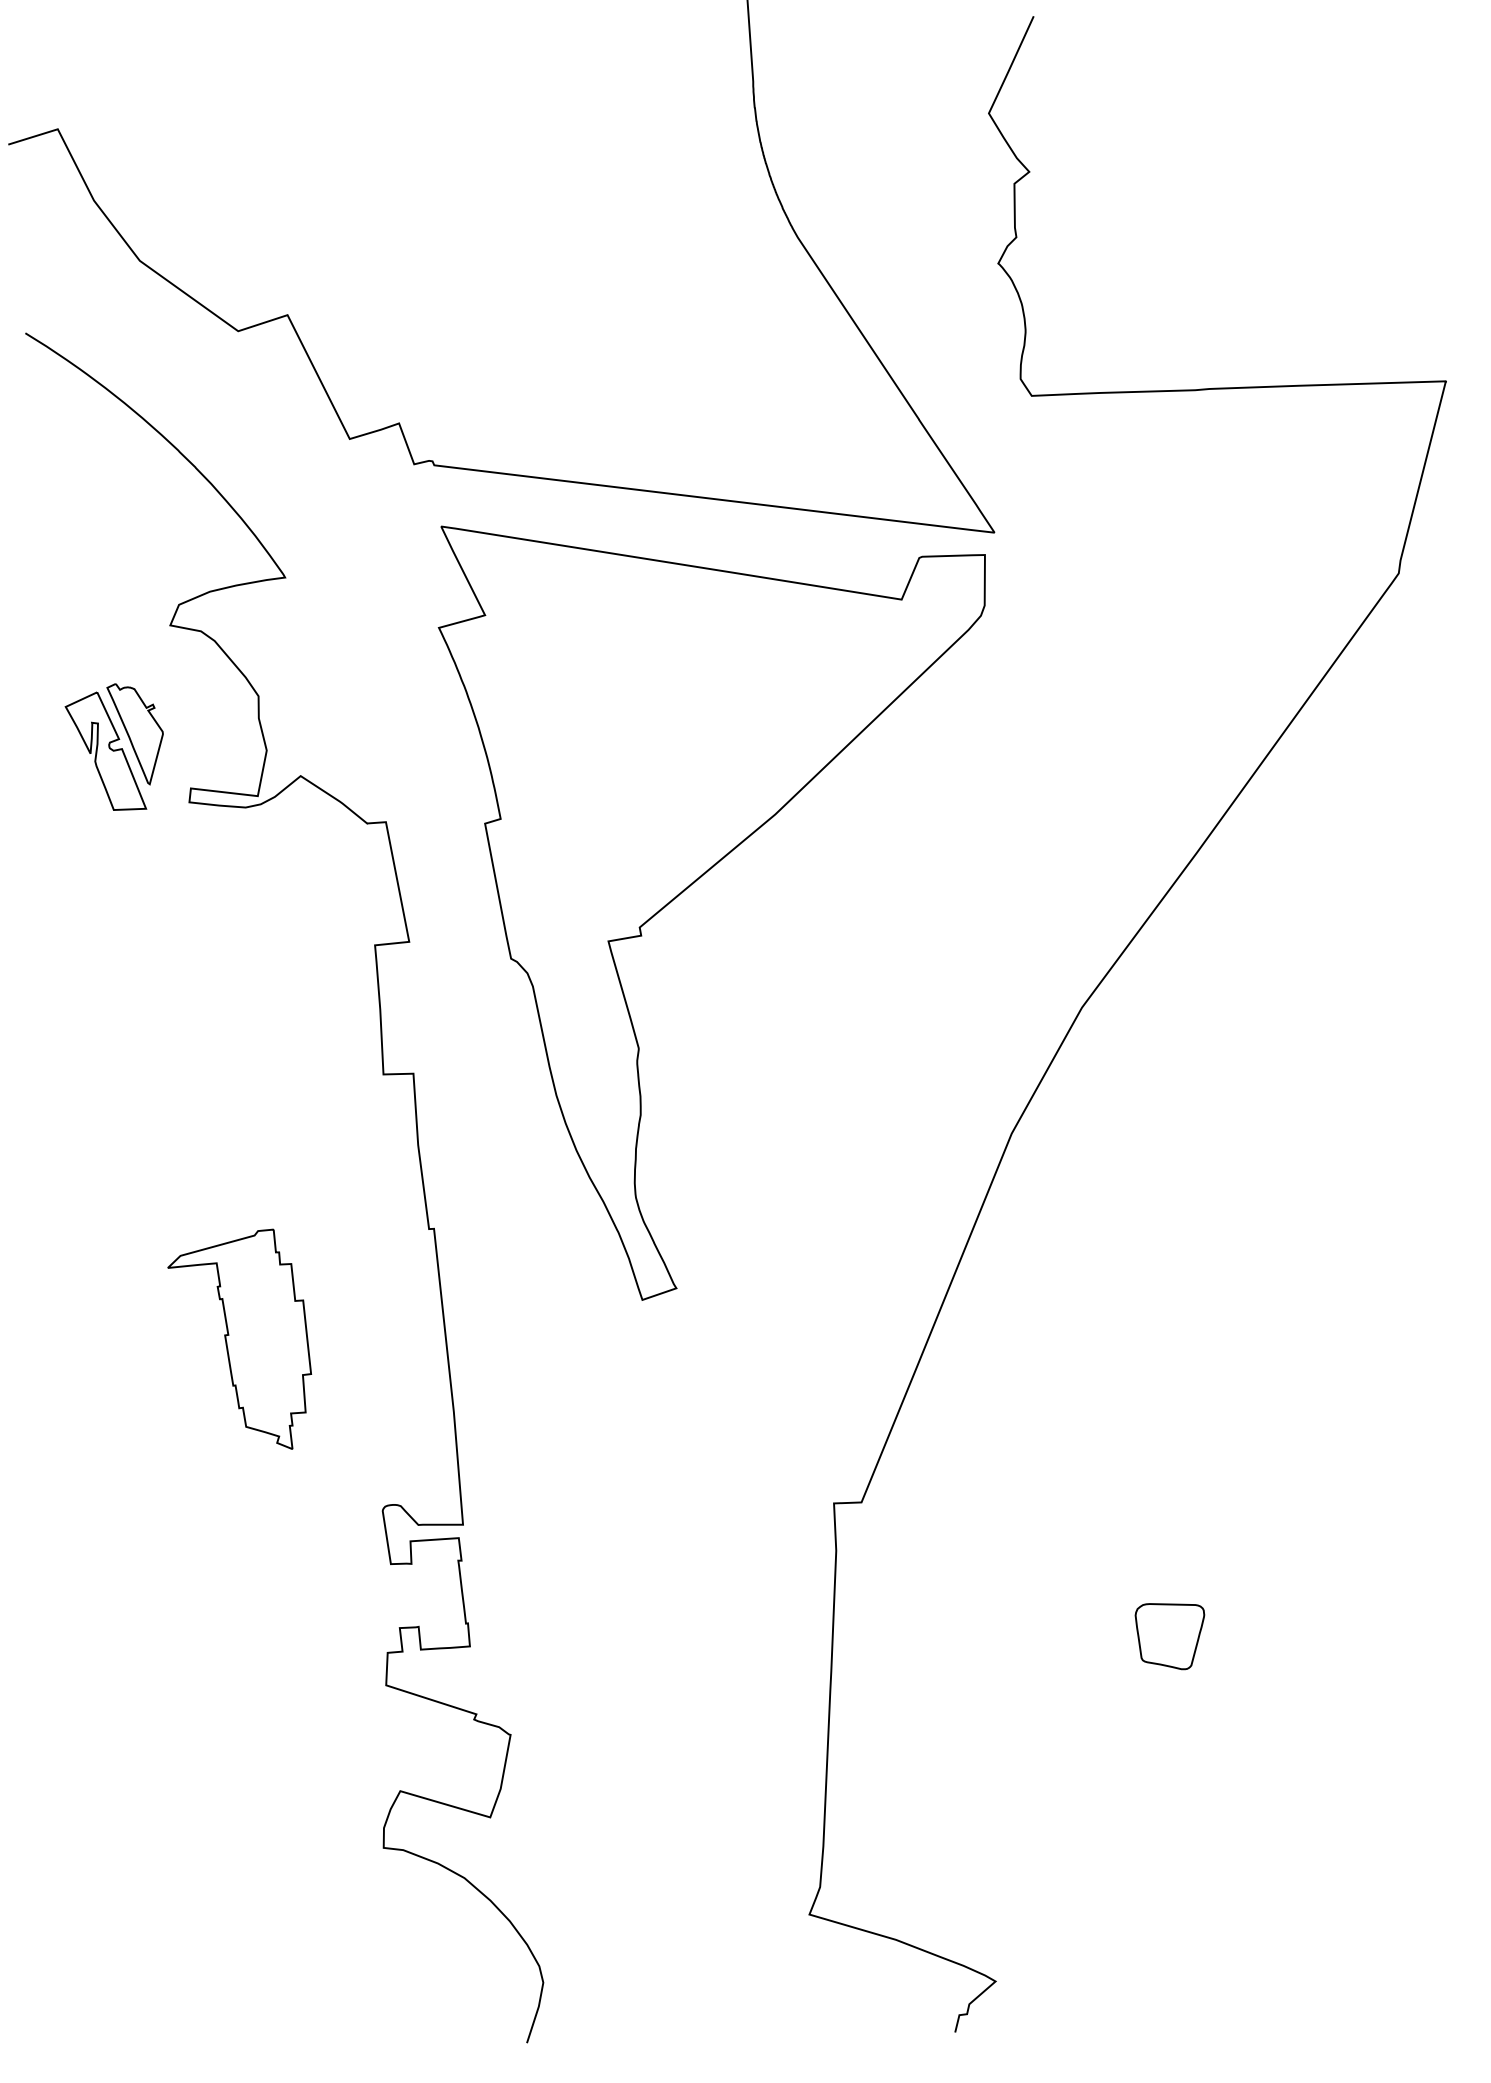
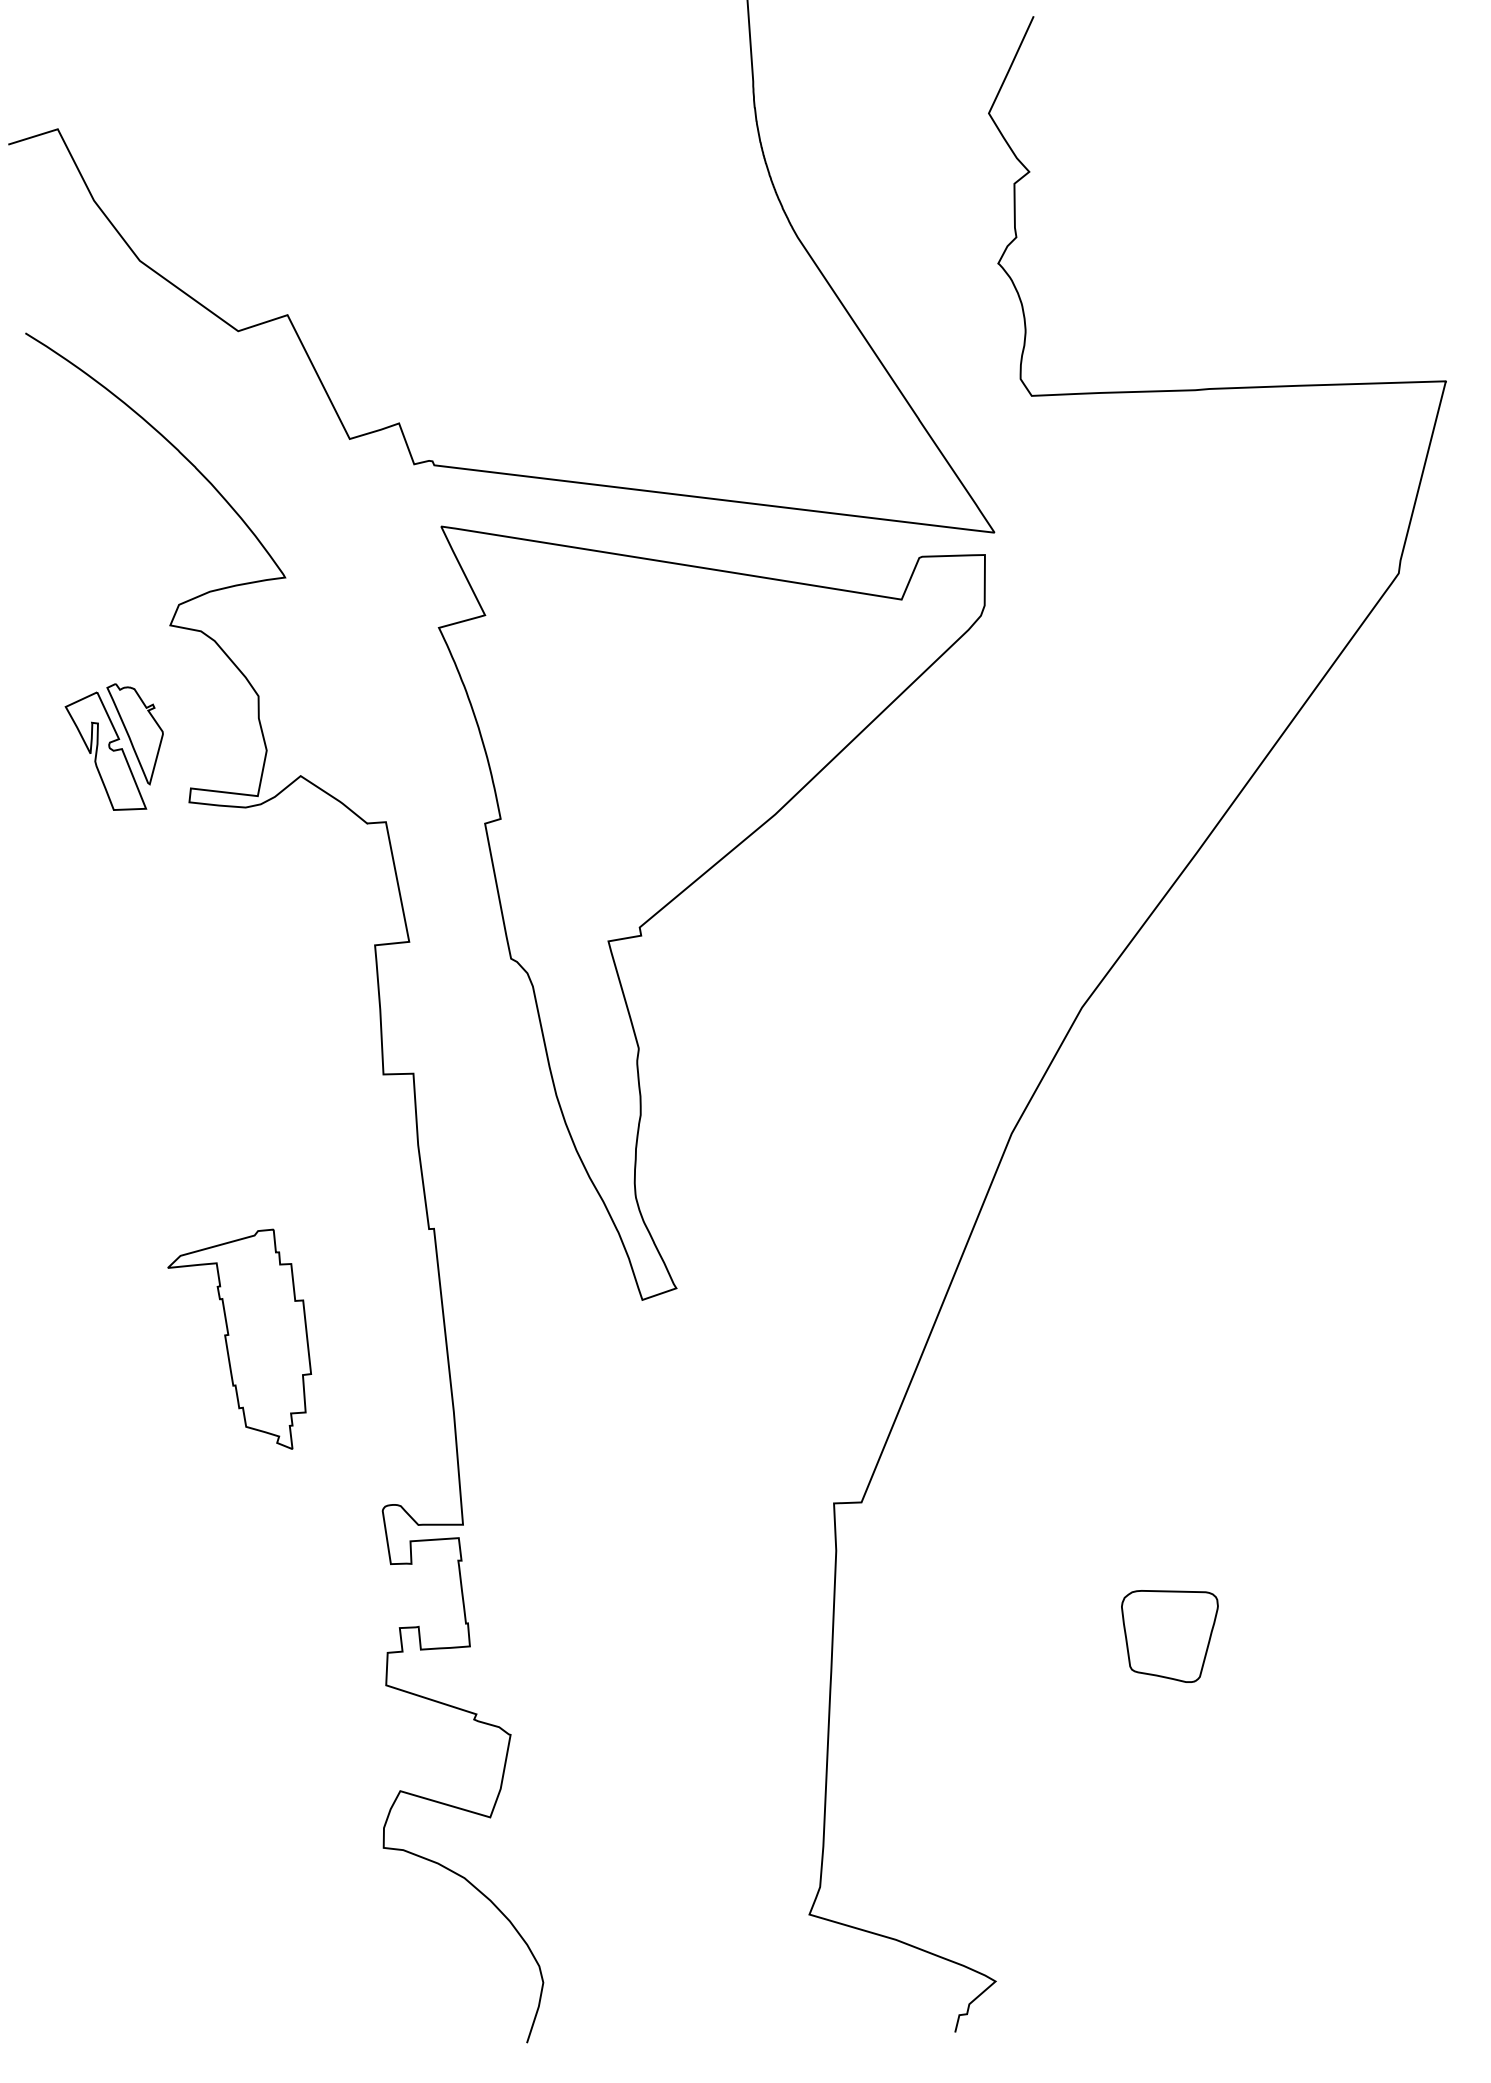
part size: 72x68 px -> 98x93 px (1169, 1636)
